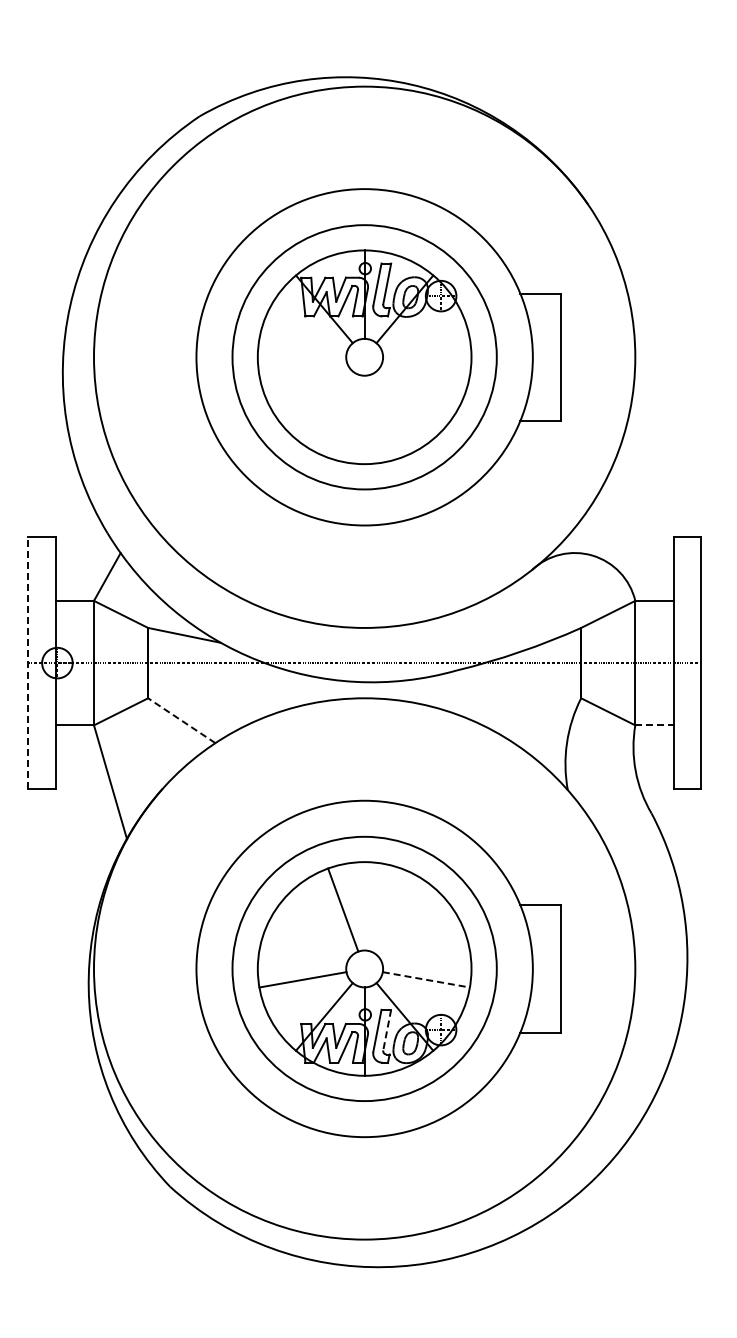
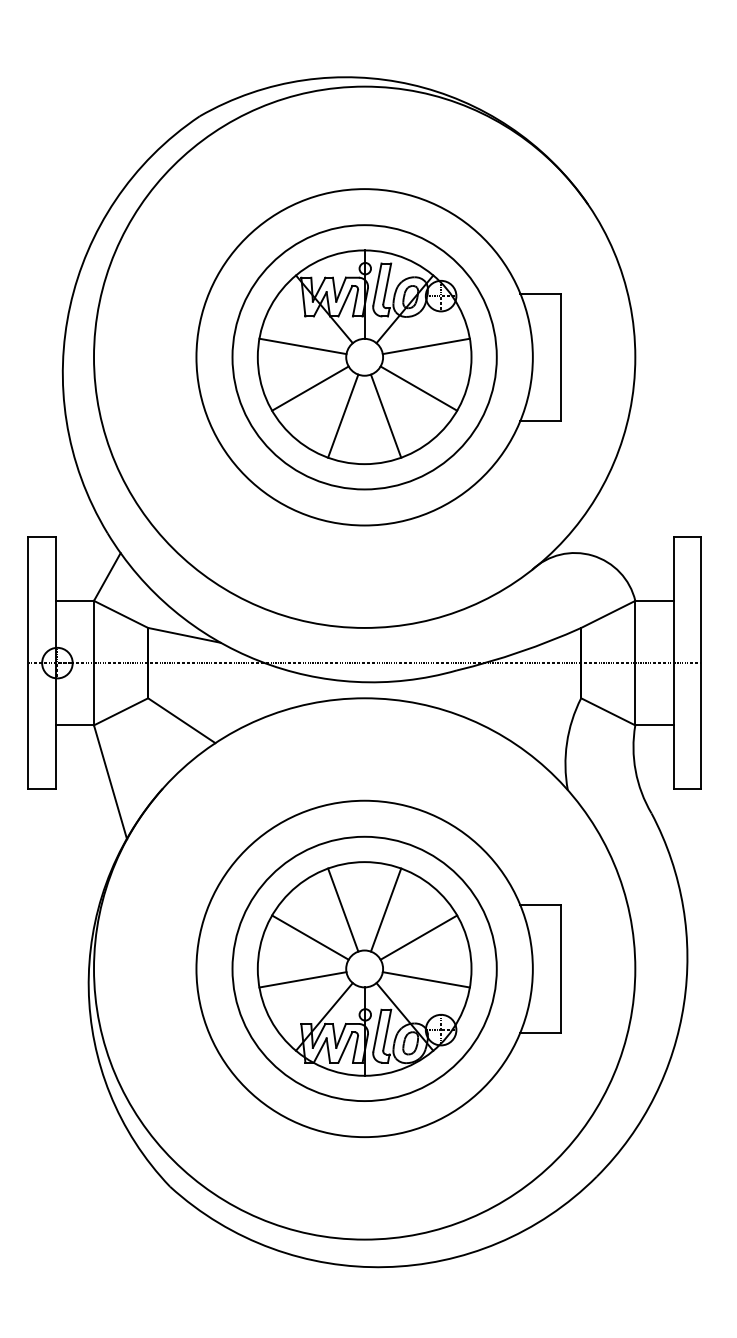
line: none -> present (302, 346)
line: none -> present (425, 346)
line: none -> present (310, 388)
line: none -> present (418, 388)
line: none -> present (343, 415)
line: none -> present (385, 415)
line: dashed -> solid (28, 662)
line: dashed -> solid (181, 720)
line: dashed -> solid (654, 725)
line: none -> present (385, 909)
line: none -> present (310, 937)
line: none -> present (418, 937)
line: dashed -> solid (426, 979)
line: dashed -> solid (387, 1030)
